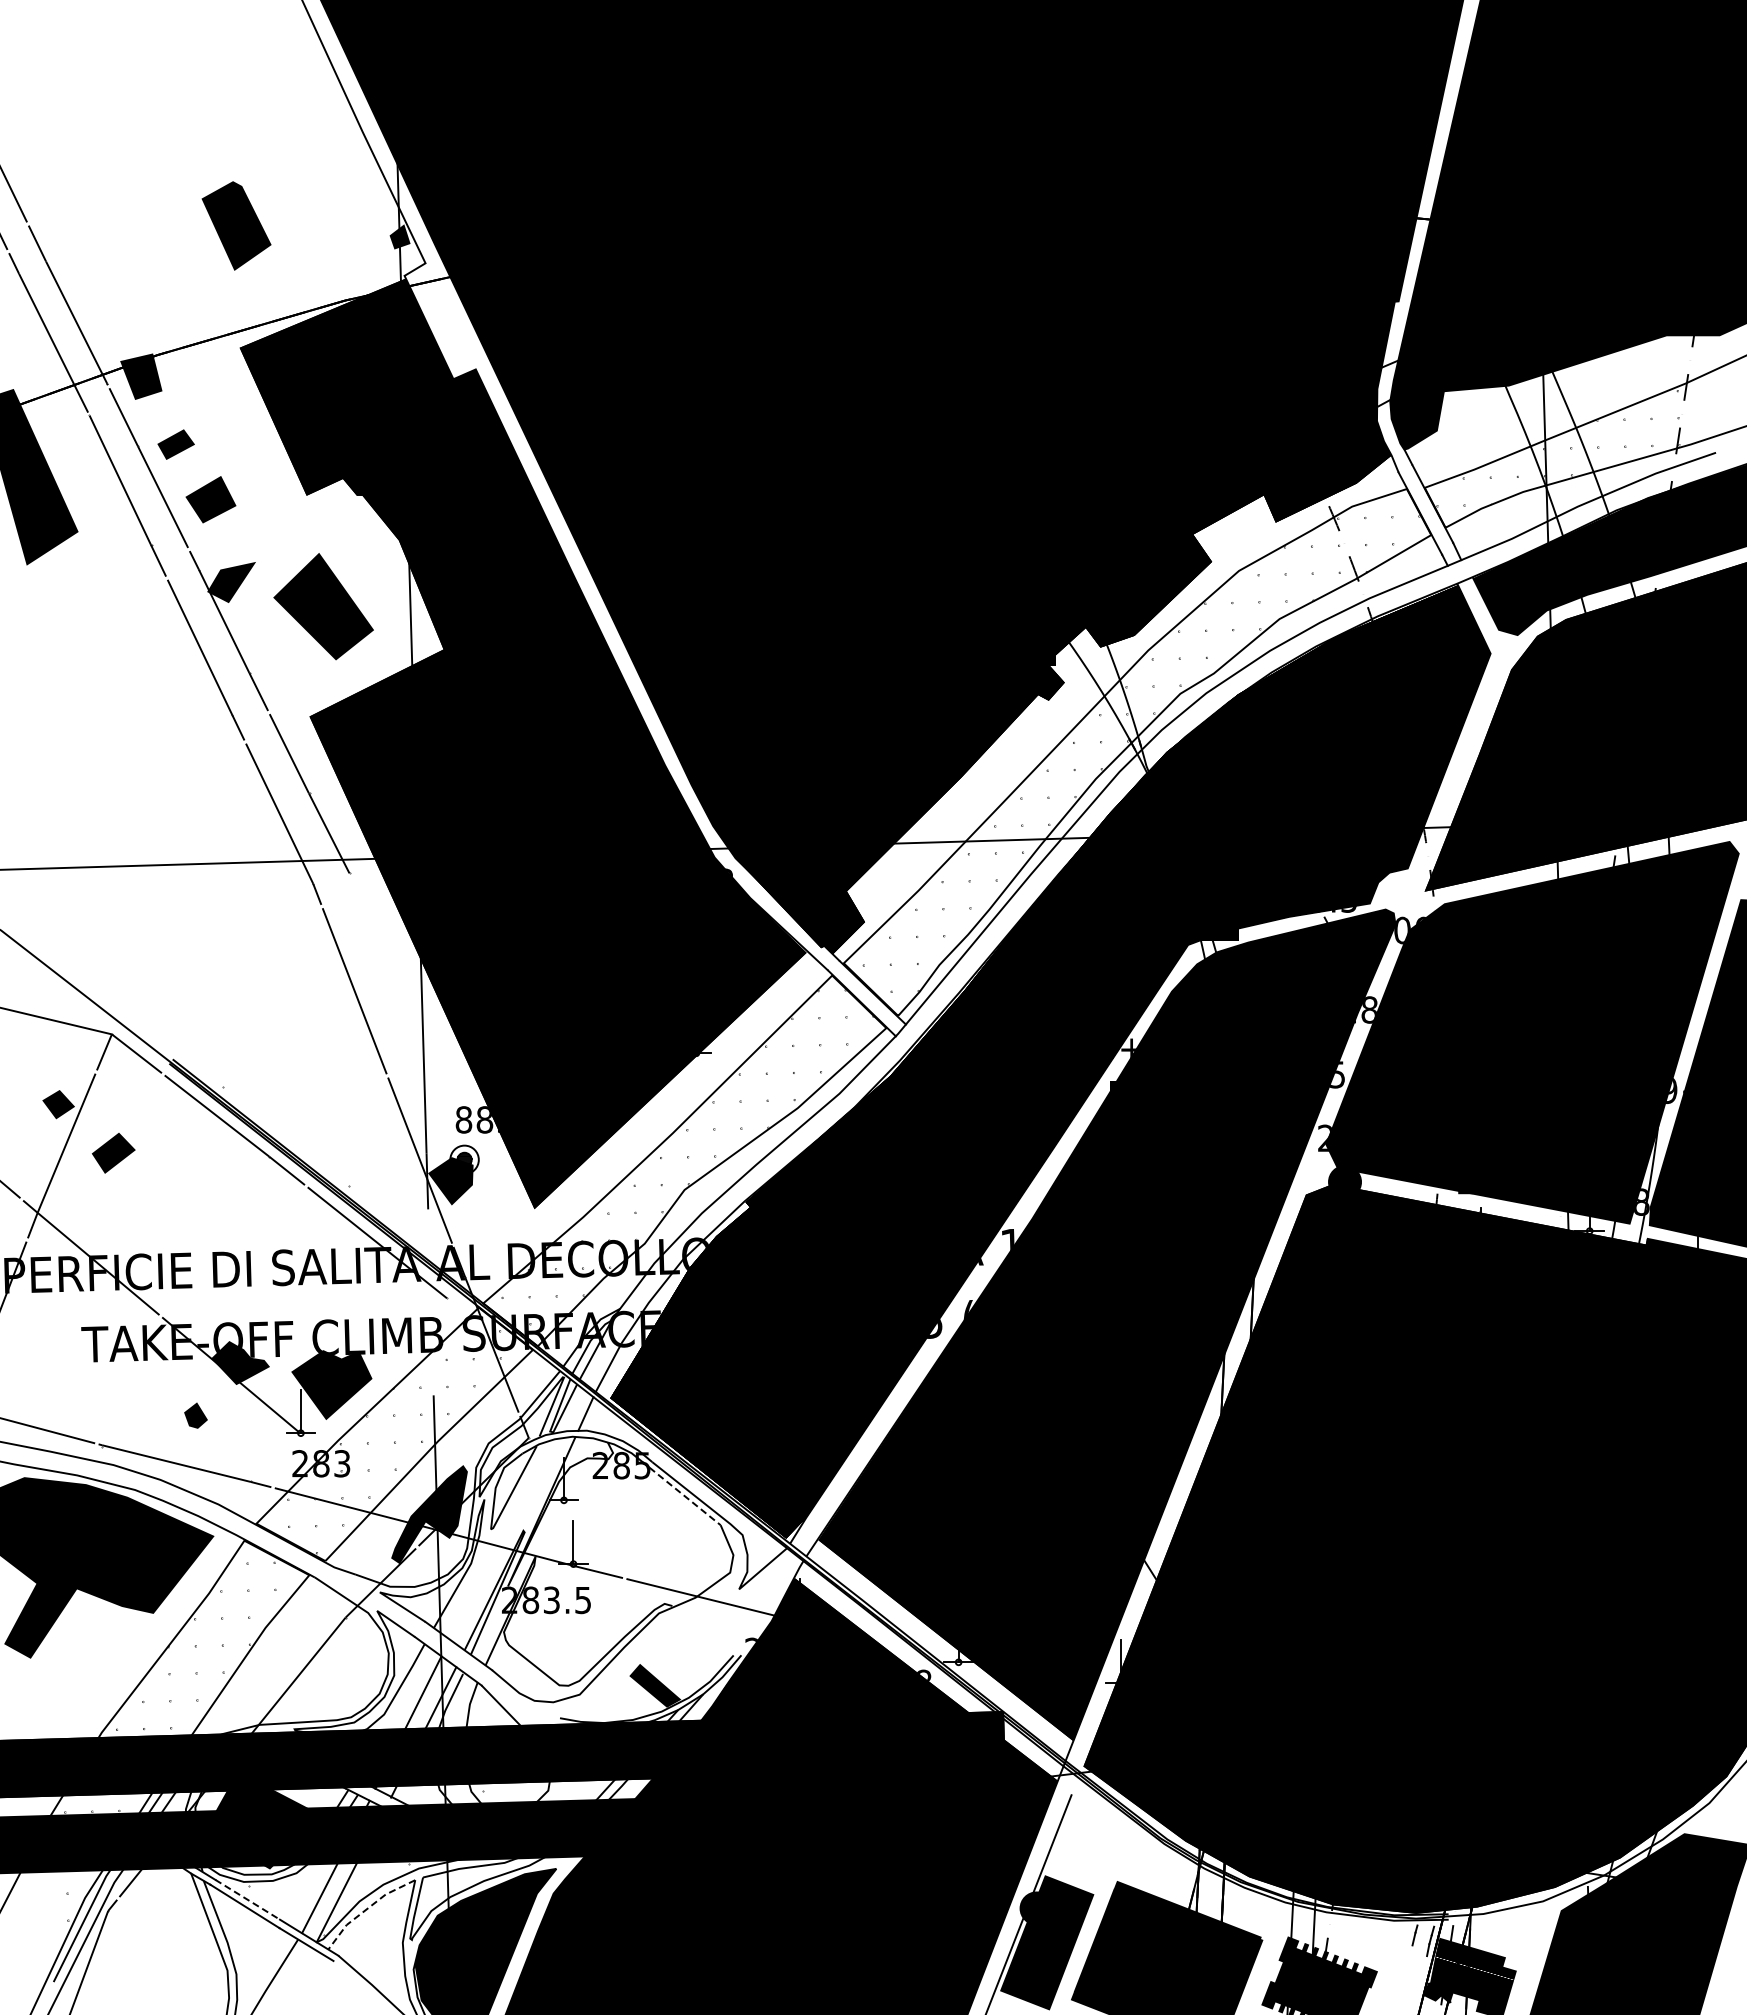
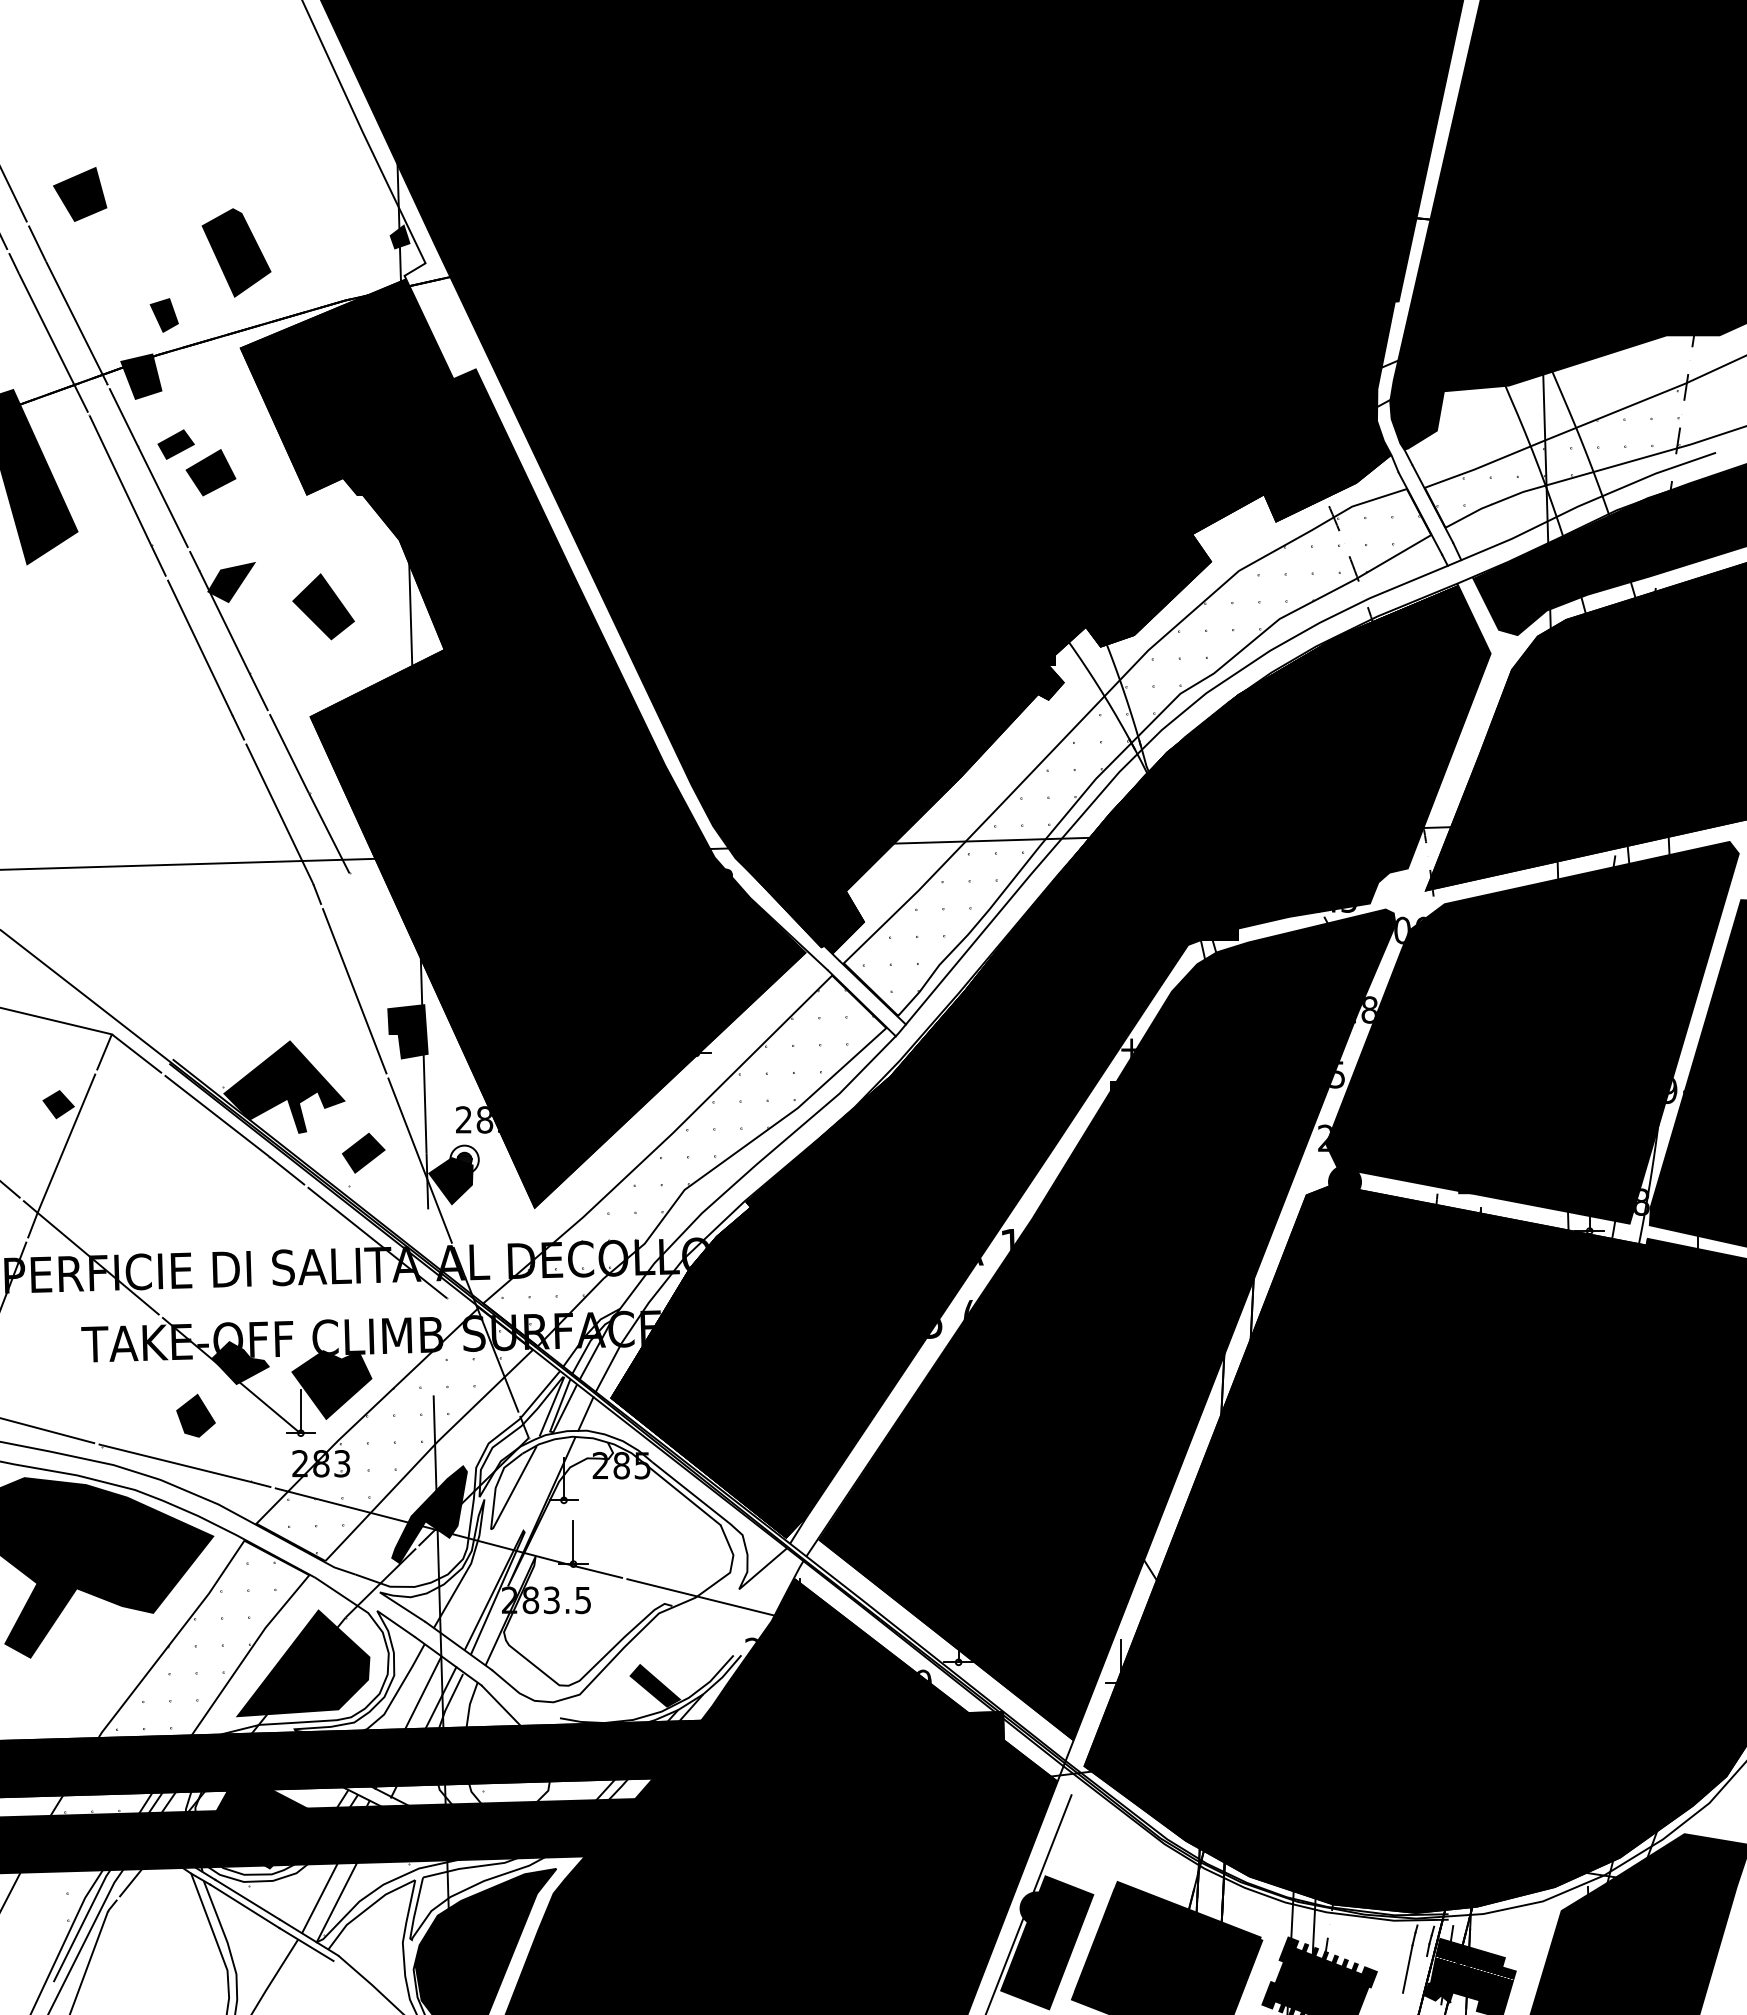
part: none -> present (80, 194)
part position: (236, 225) -> (236, 252) (236, 252)
part: none -> present (163, 315)
part position: (210, 499) -> (210, 472) (210, 472)
part size: 101x108 px -> 63x68 px (323, 606)
fill: none -> present (407, 1031)
fill: none -> present (284, 1086)
text: 883.5 -> 283.5 (463, 1119)
part position: (113, 1153) -> (363, 1153) (363, 1153)
part size: 24x27 px -> 40x45 px (195, 1415)
line: dashed -> solid (685, 1496)
fill: none -> present (302, 1663)
text: 418 -> 289 (927, 1675)
line: dashed -> solid (247, 1899)
line: dashed -> solid (367, 1909)
line: none -> present (1407, 1968)
